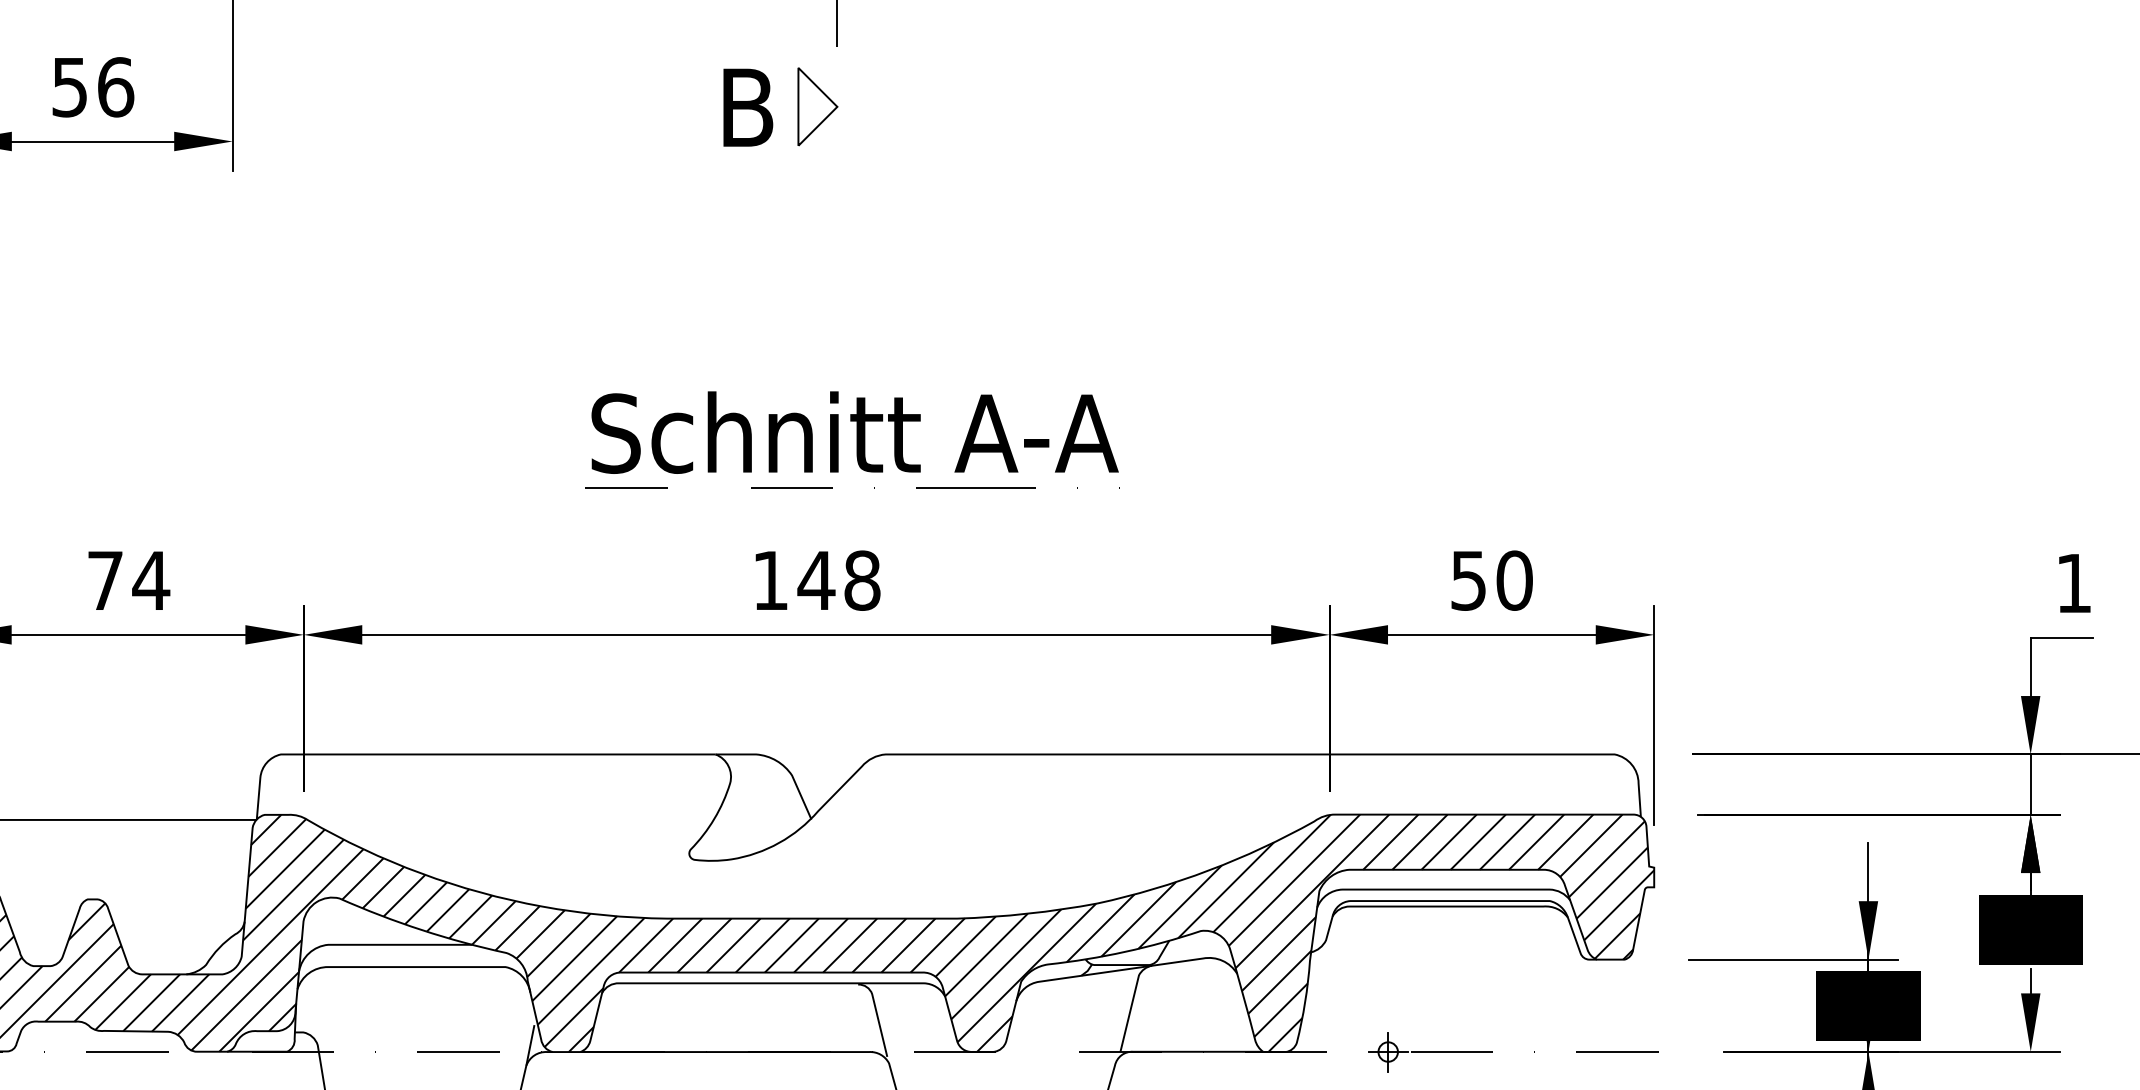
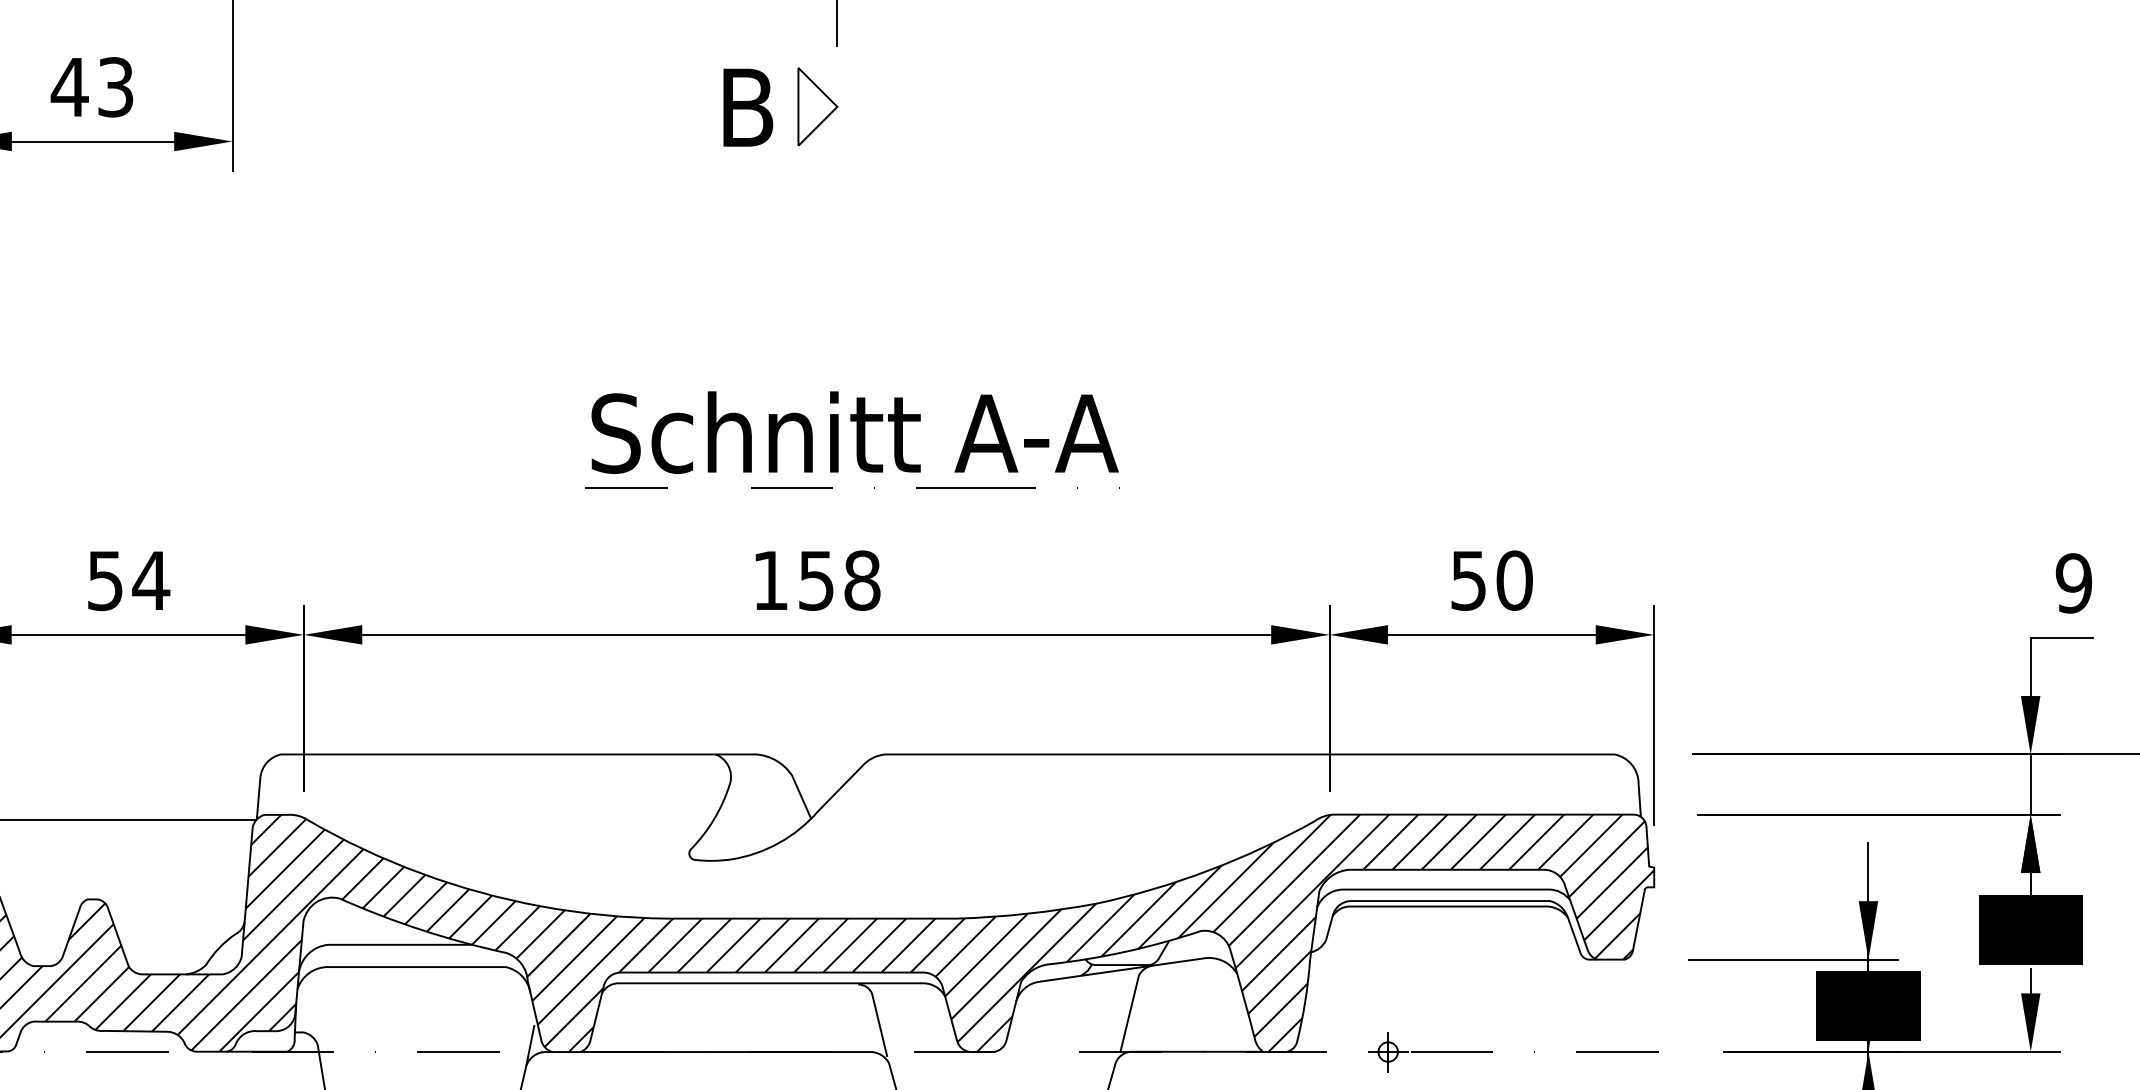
text: 56 -> 43 (92, 87)
text: 148 -> 158 (816, 580)
text: 74 -> 54 (105, 581)
text: 1 -> 9 (2073, 583)
